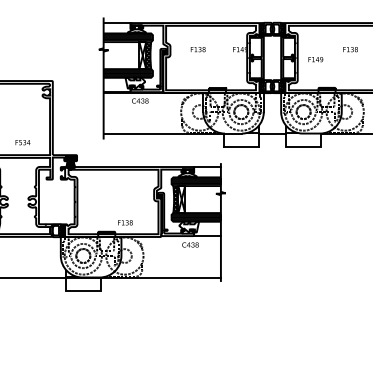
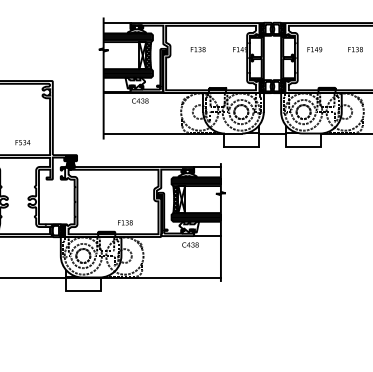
text position: (350, 49) -> (355, 49) (355, 49)
text position: (315, 59) -> (314, 49) (314, 49)
